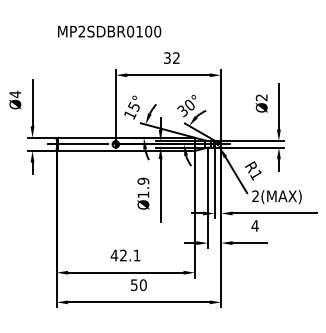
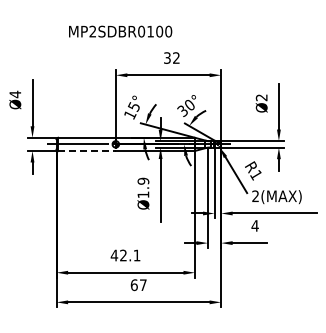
text position: (109, 31) -> (120, 31) (120, 31)
line: solid -> dashed (87, 150)
text: 50 -> 67 (138, 285)
